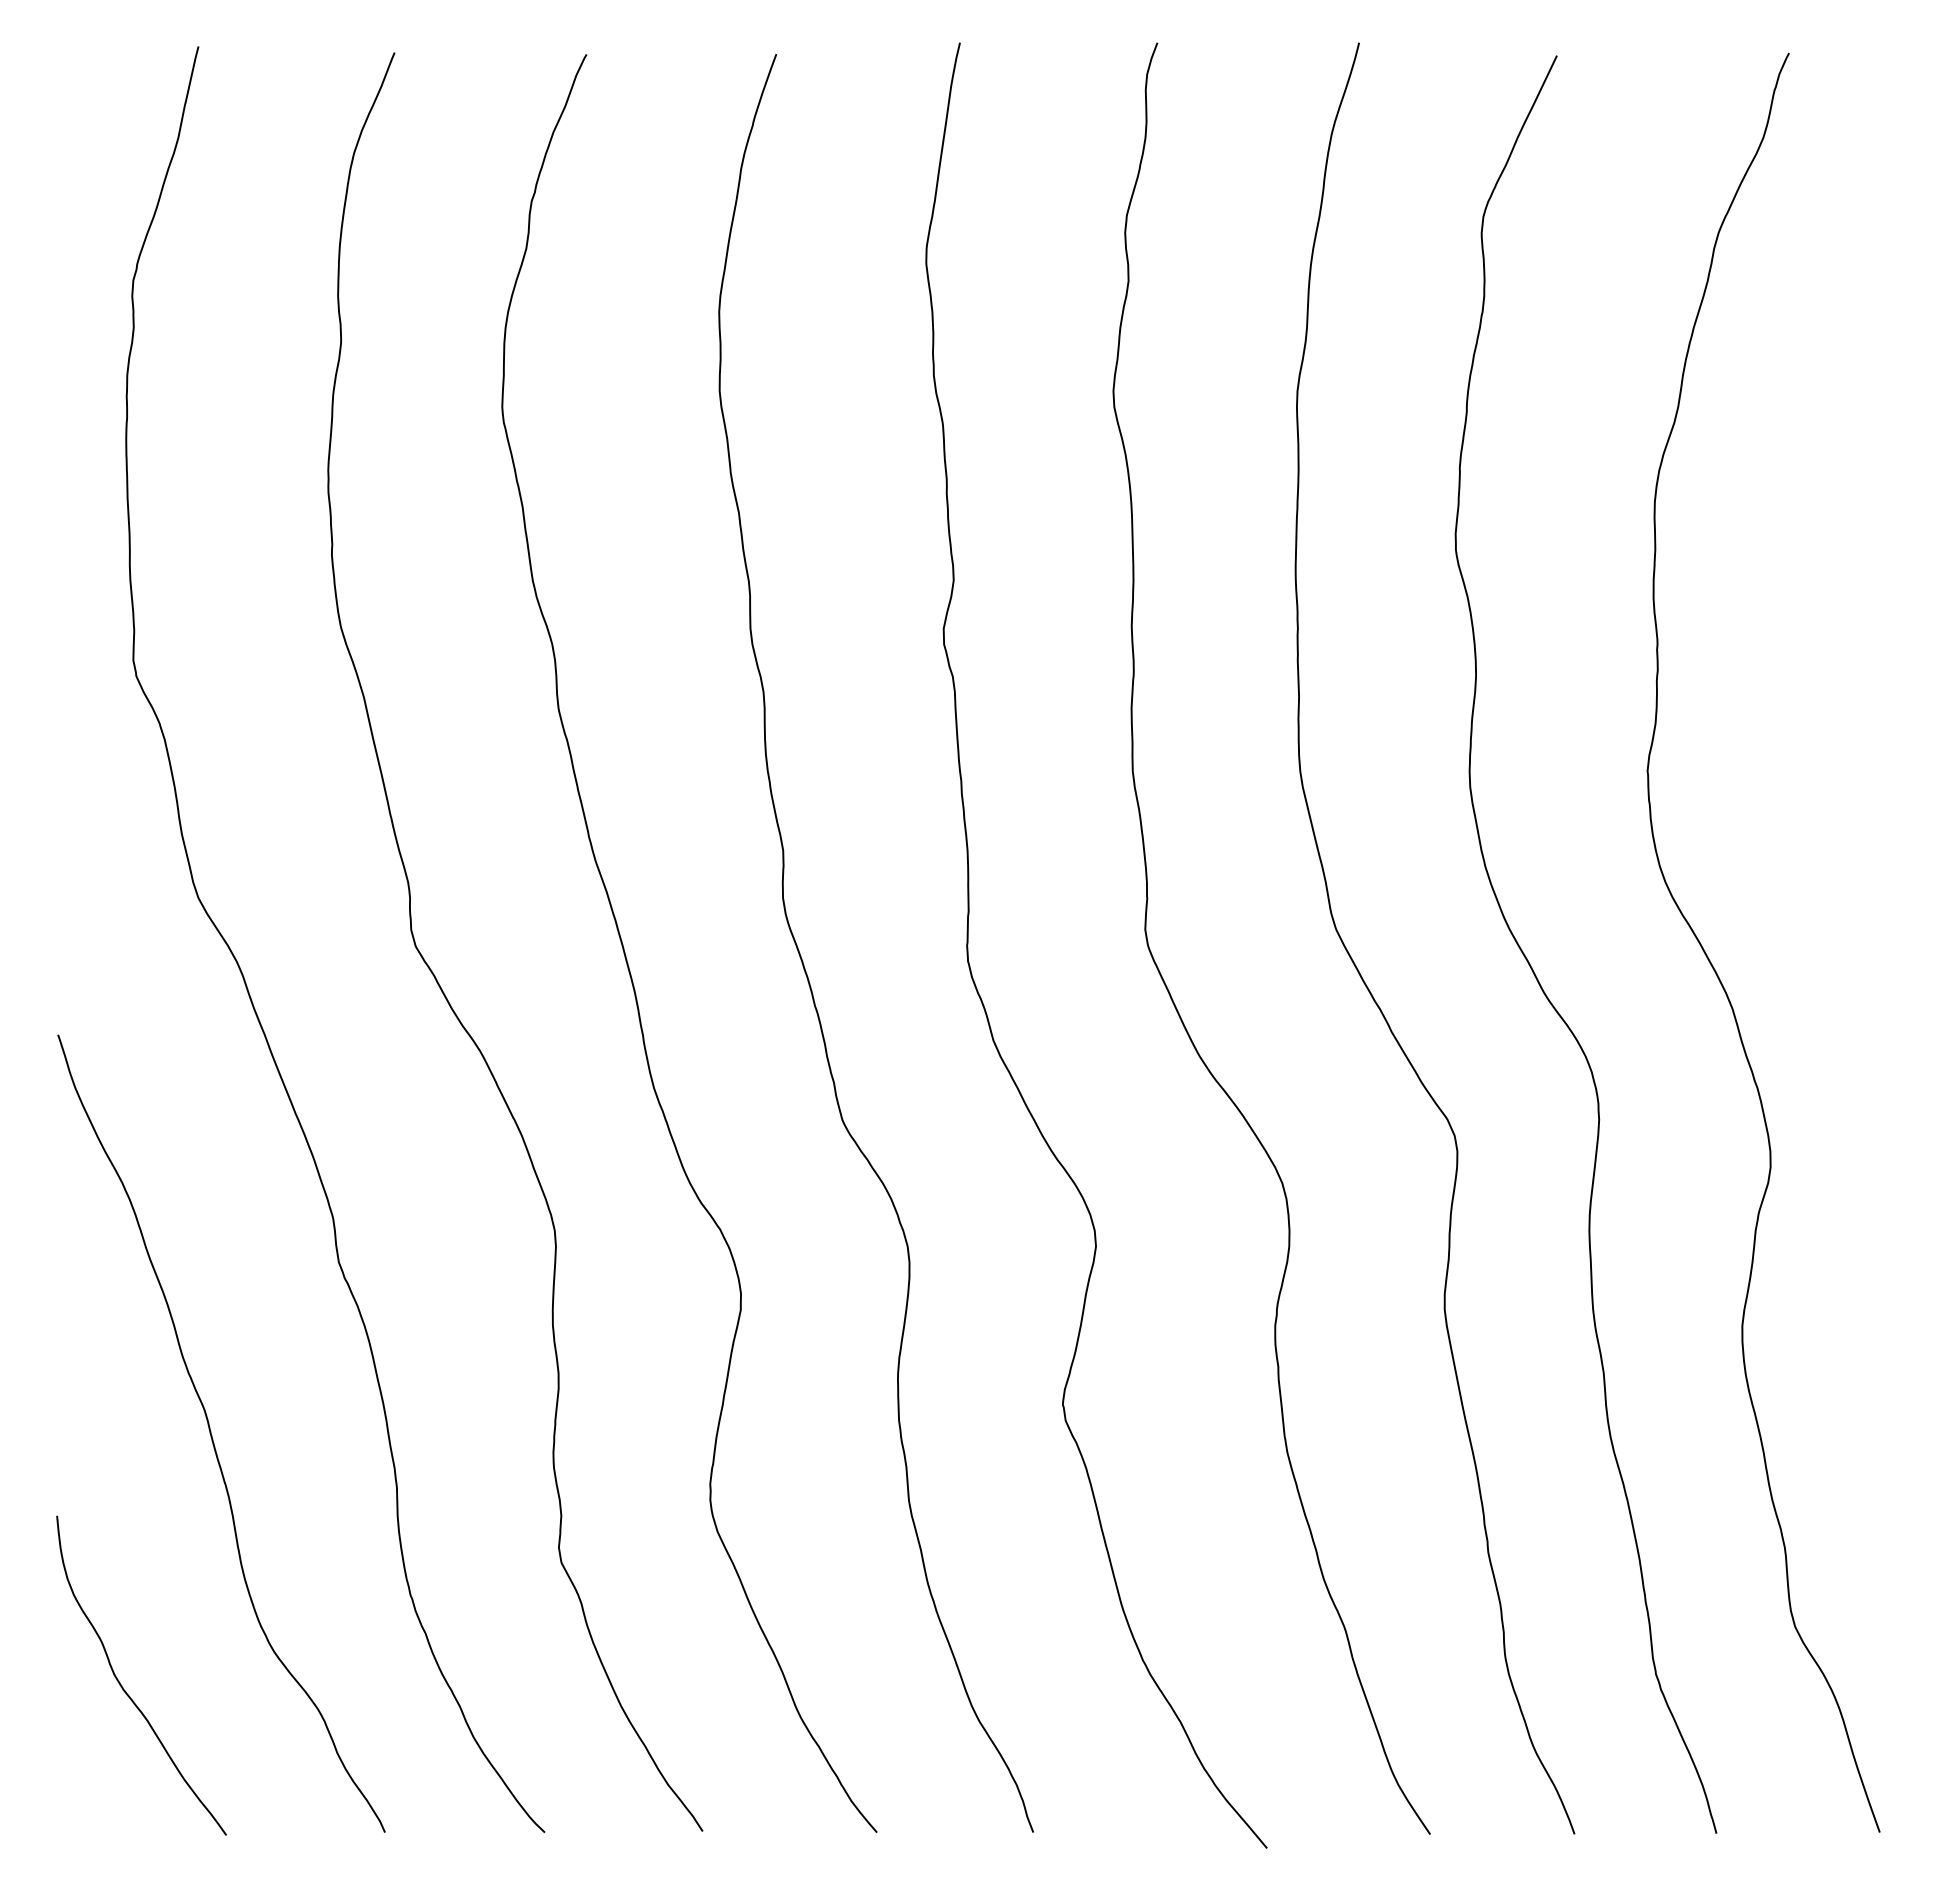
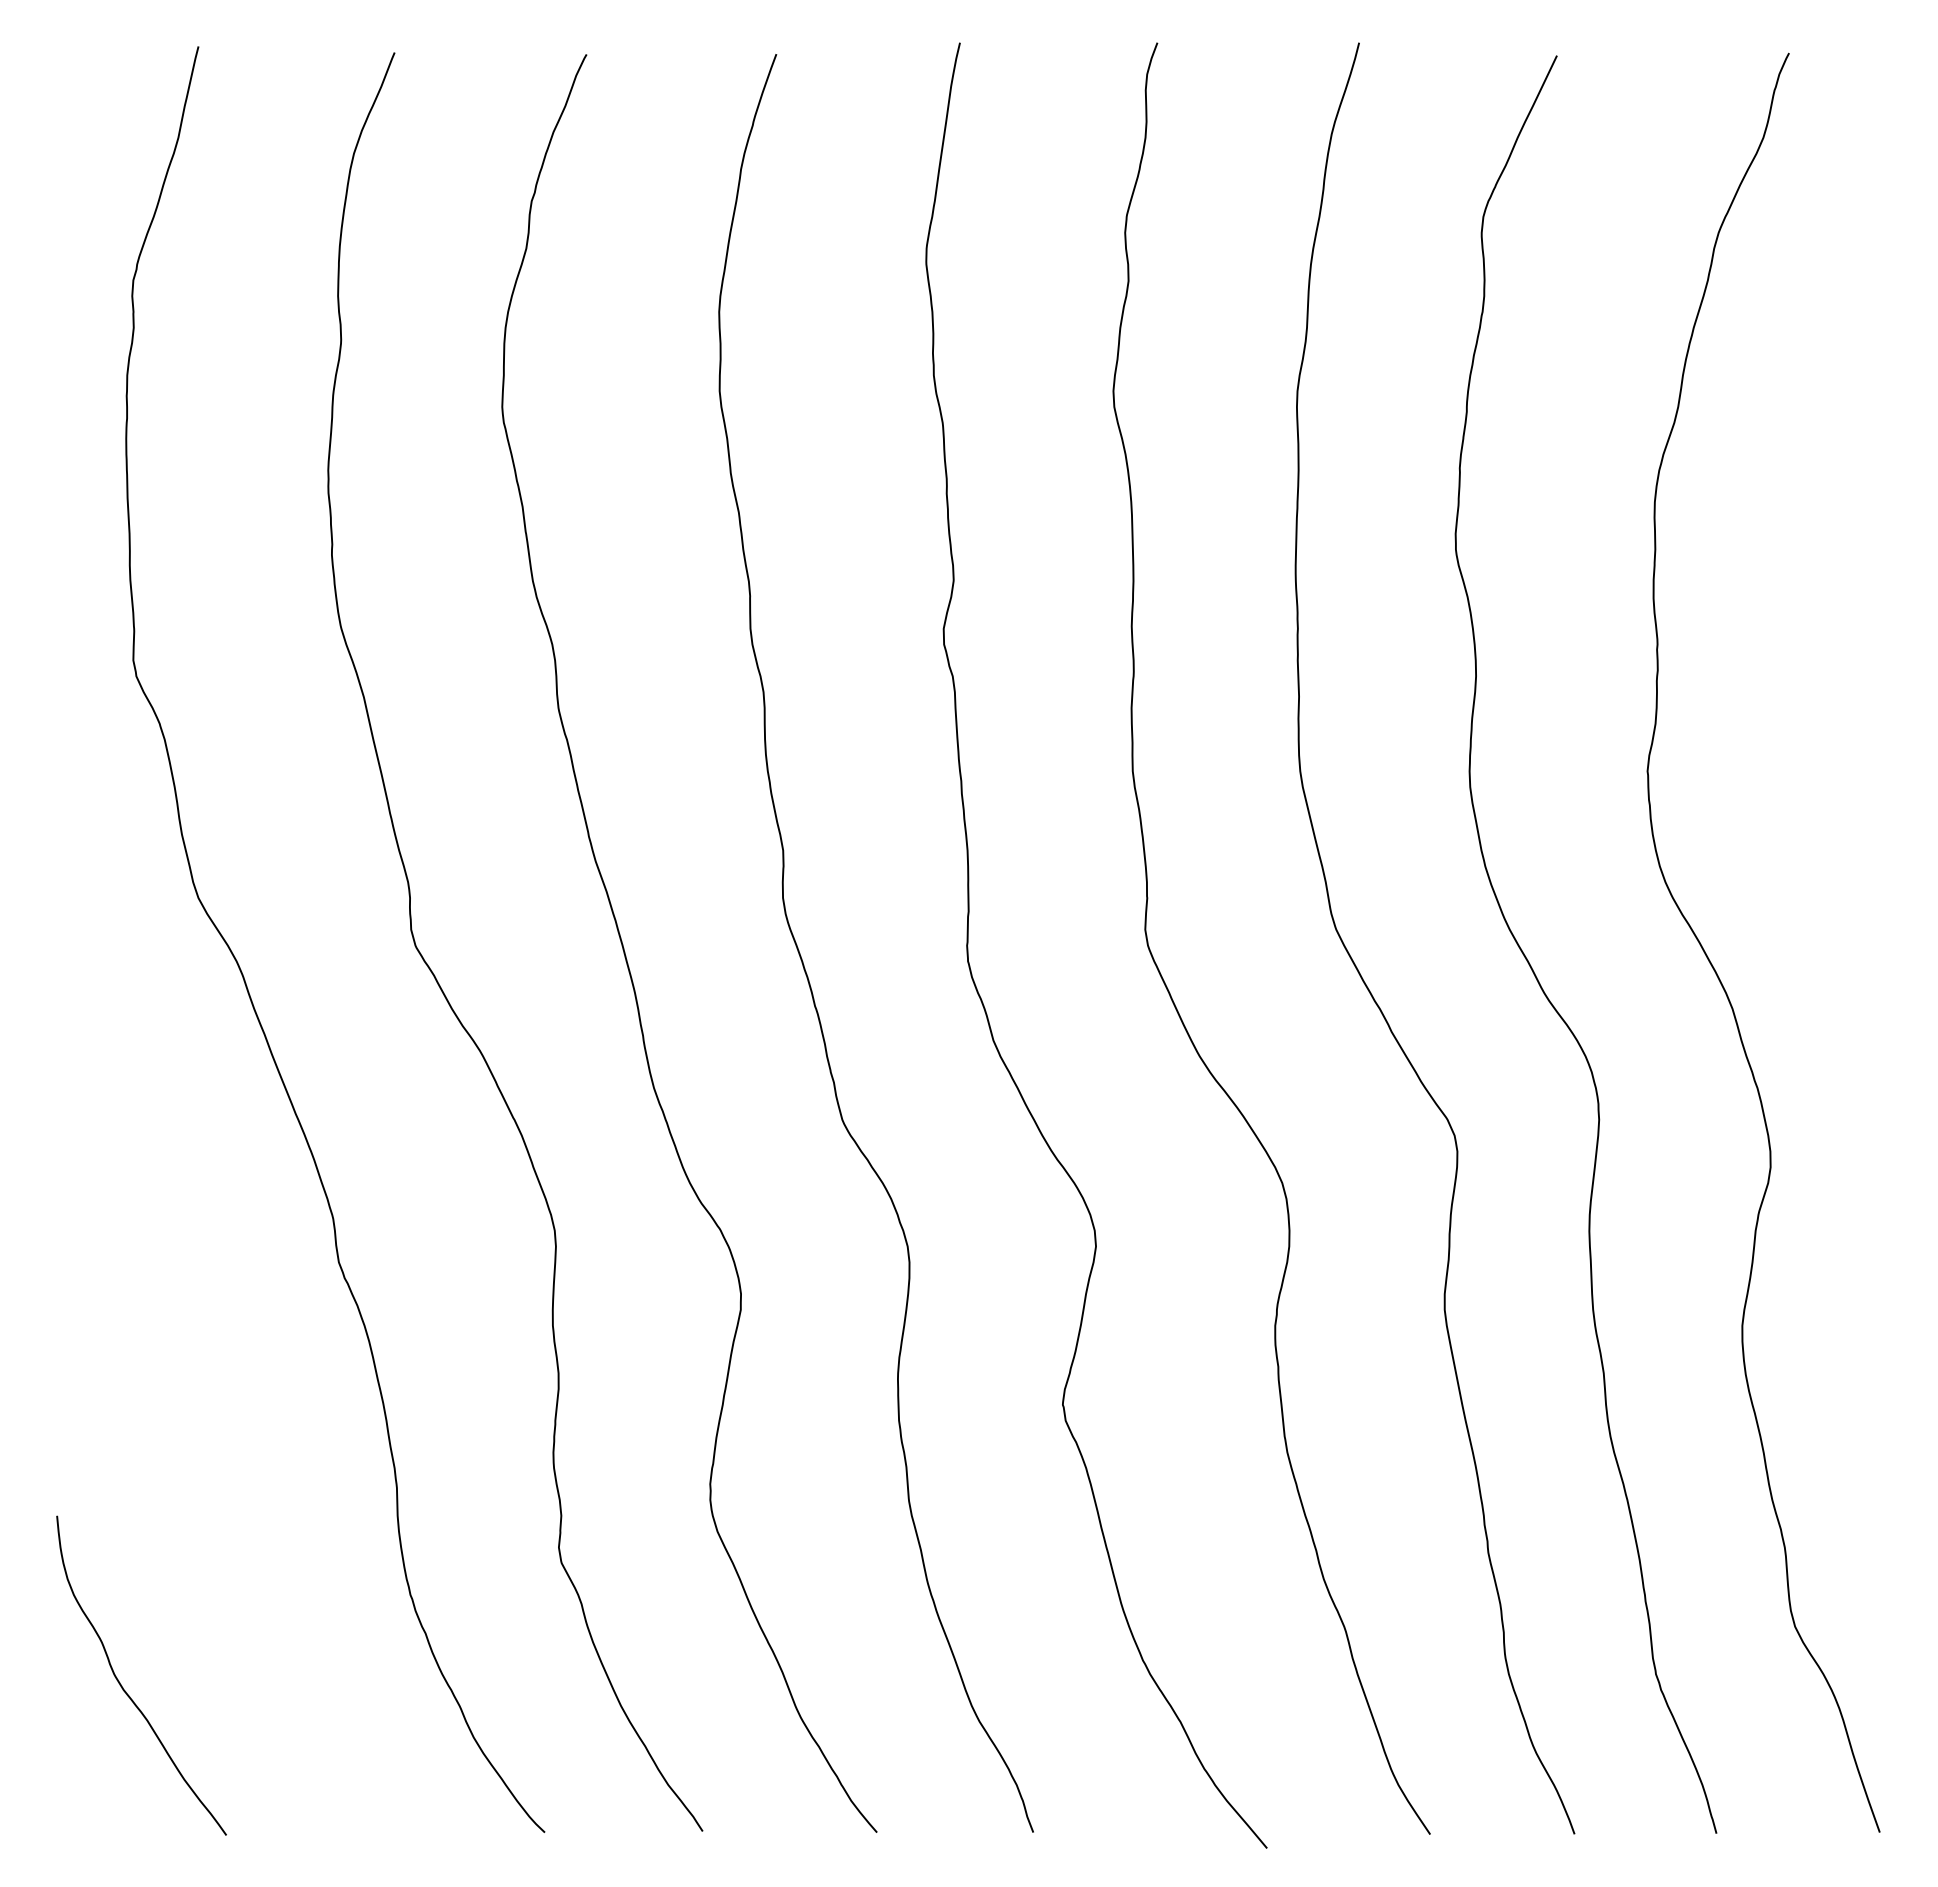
curve: present -> none (212, 1435)
